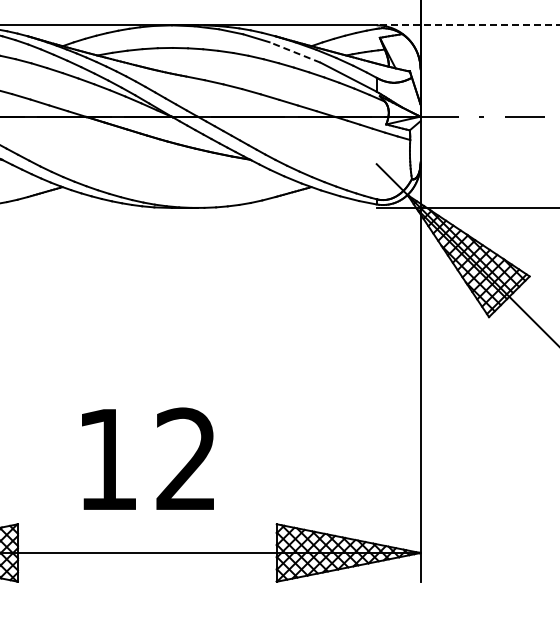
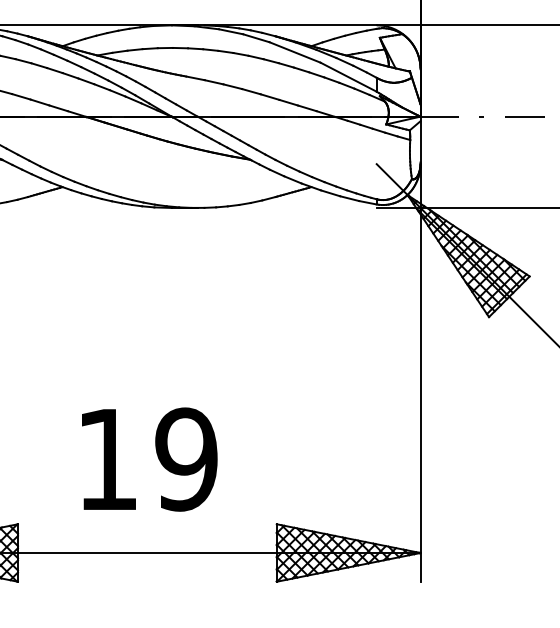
line: dashed -> solid (467, 25)
line: dashed -> solid (294, 52)
text: 12 -> 19 (186, 459)
